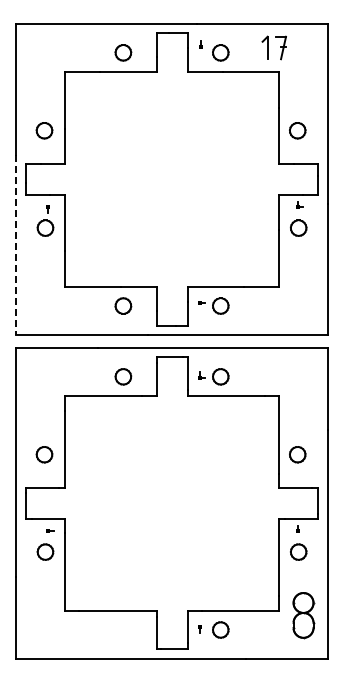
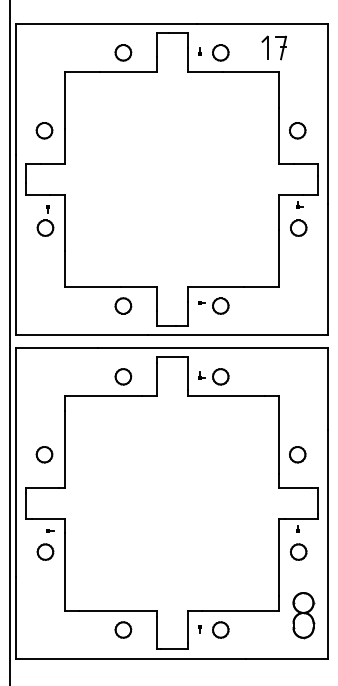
part position: (200, 44) -> (199, 51) (199, 51)
line: dashed -> solid (16, 245)
line: none -> present (10, 342)
part: none -> present (123, 629)
